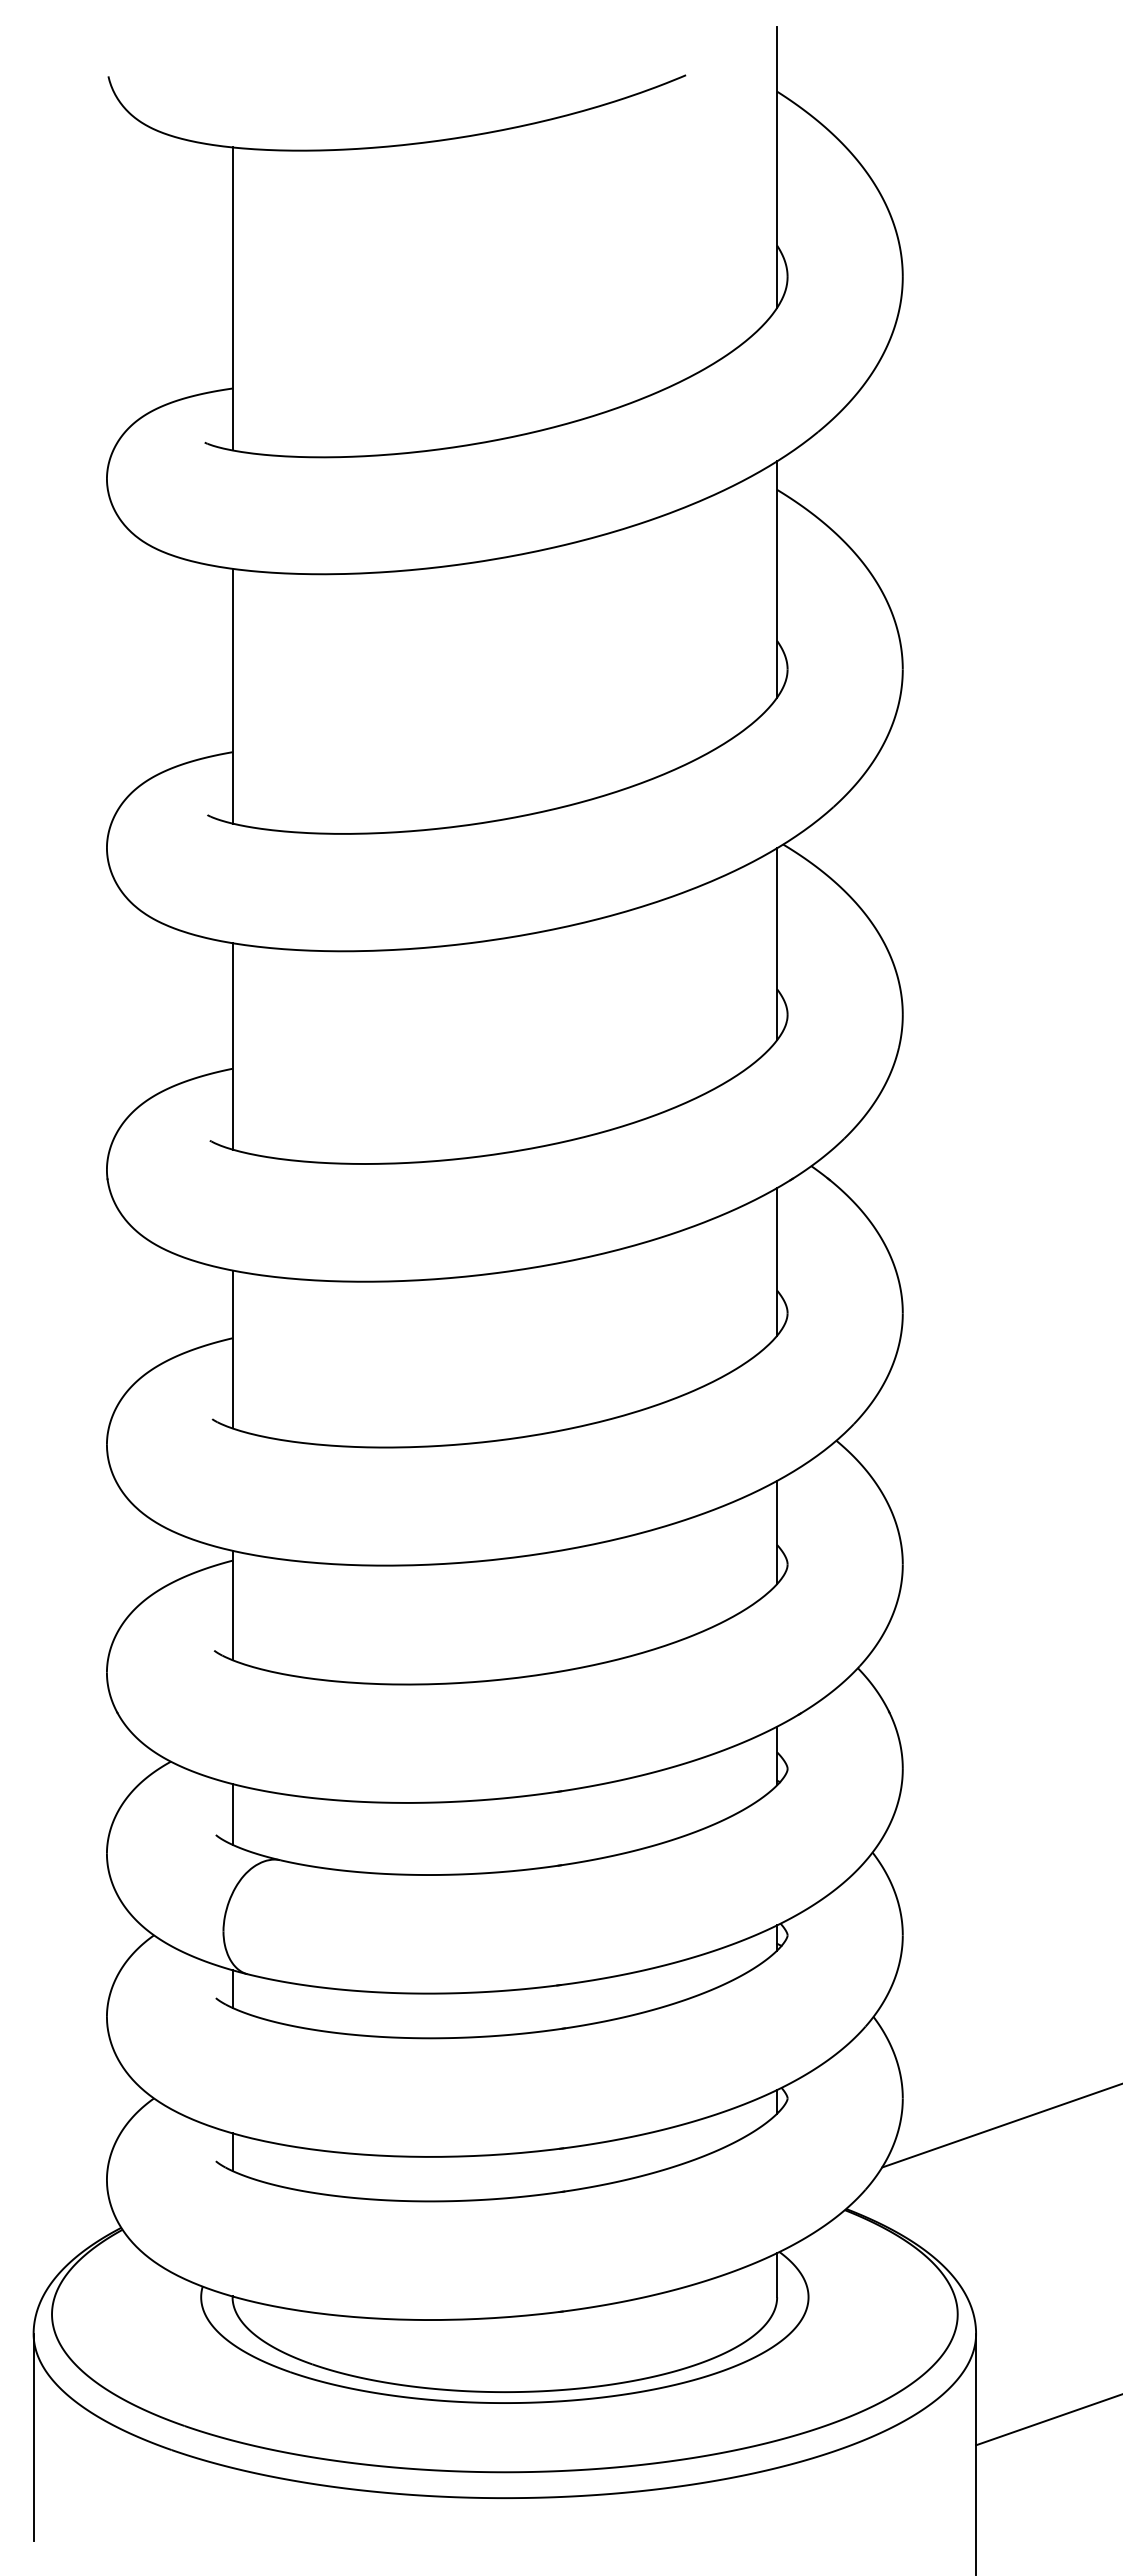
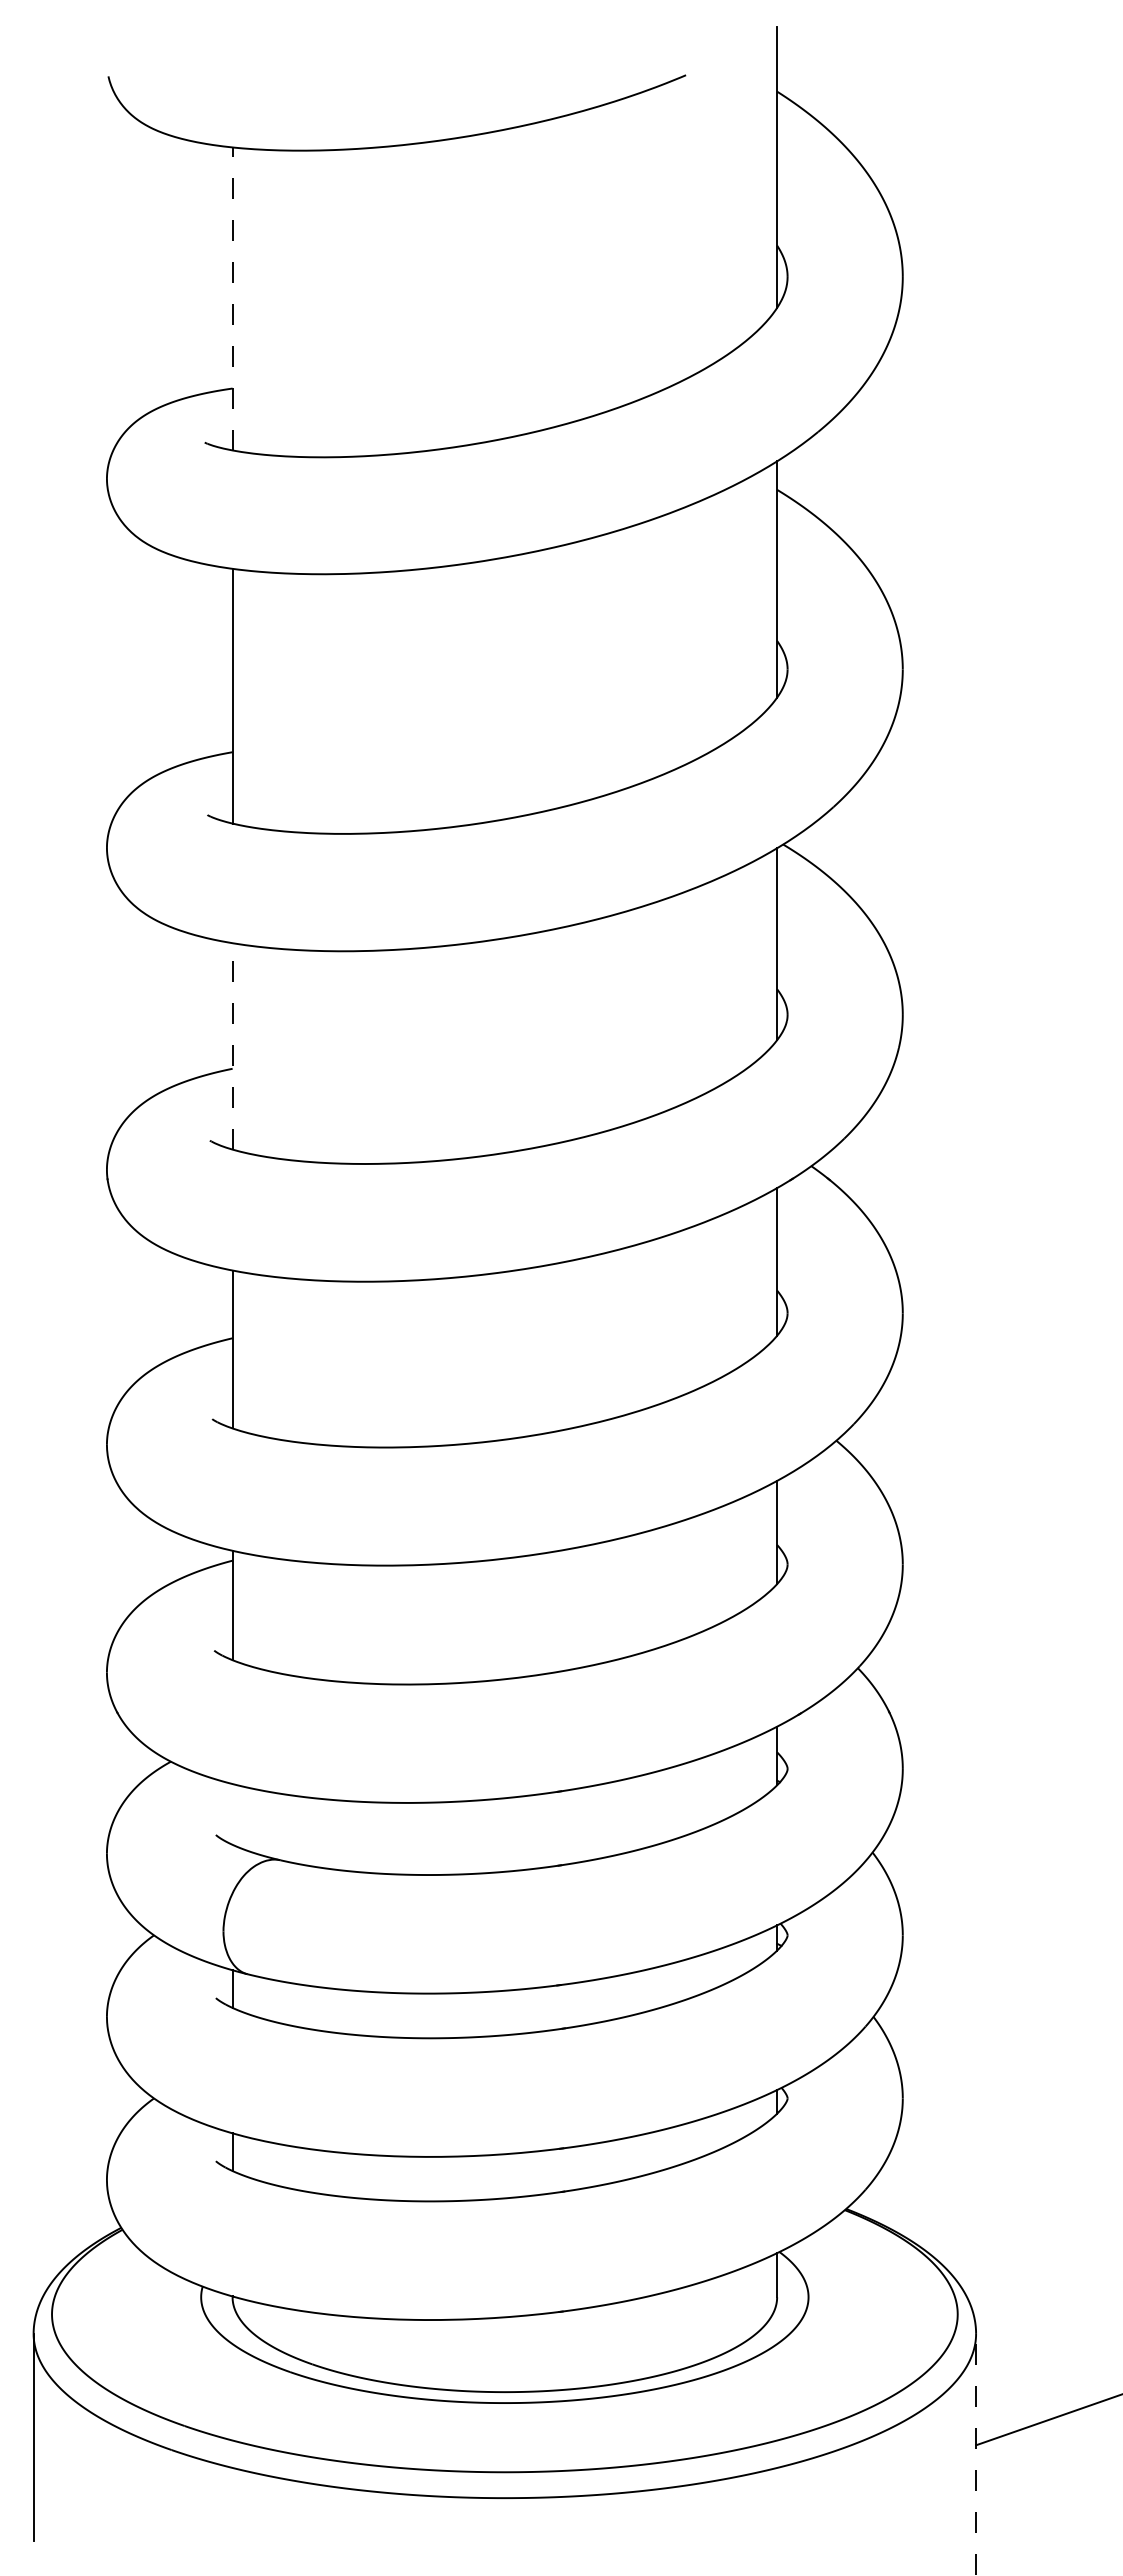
line: solid -> dashed (232, 298)
line: solid -> dashed (232, 1045)
line: present -> none (232, 1814)
line: present -> none (1000, 2125)
line: solid -> dashed (976, 2453)
